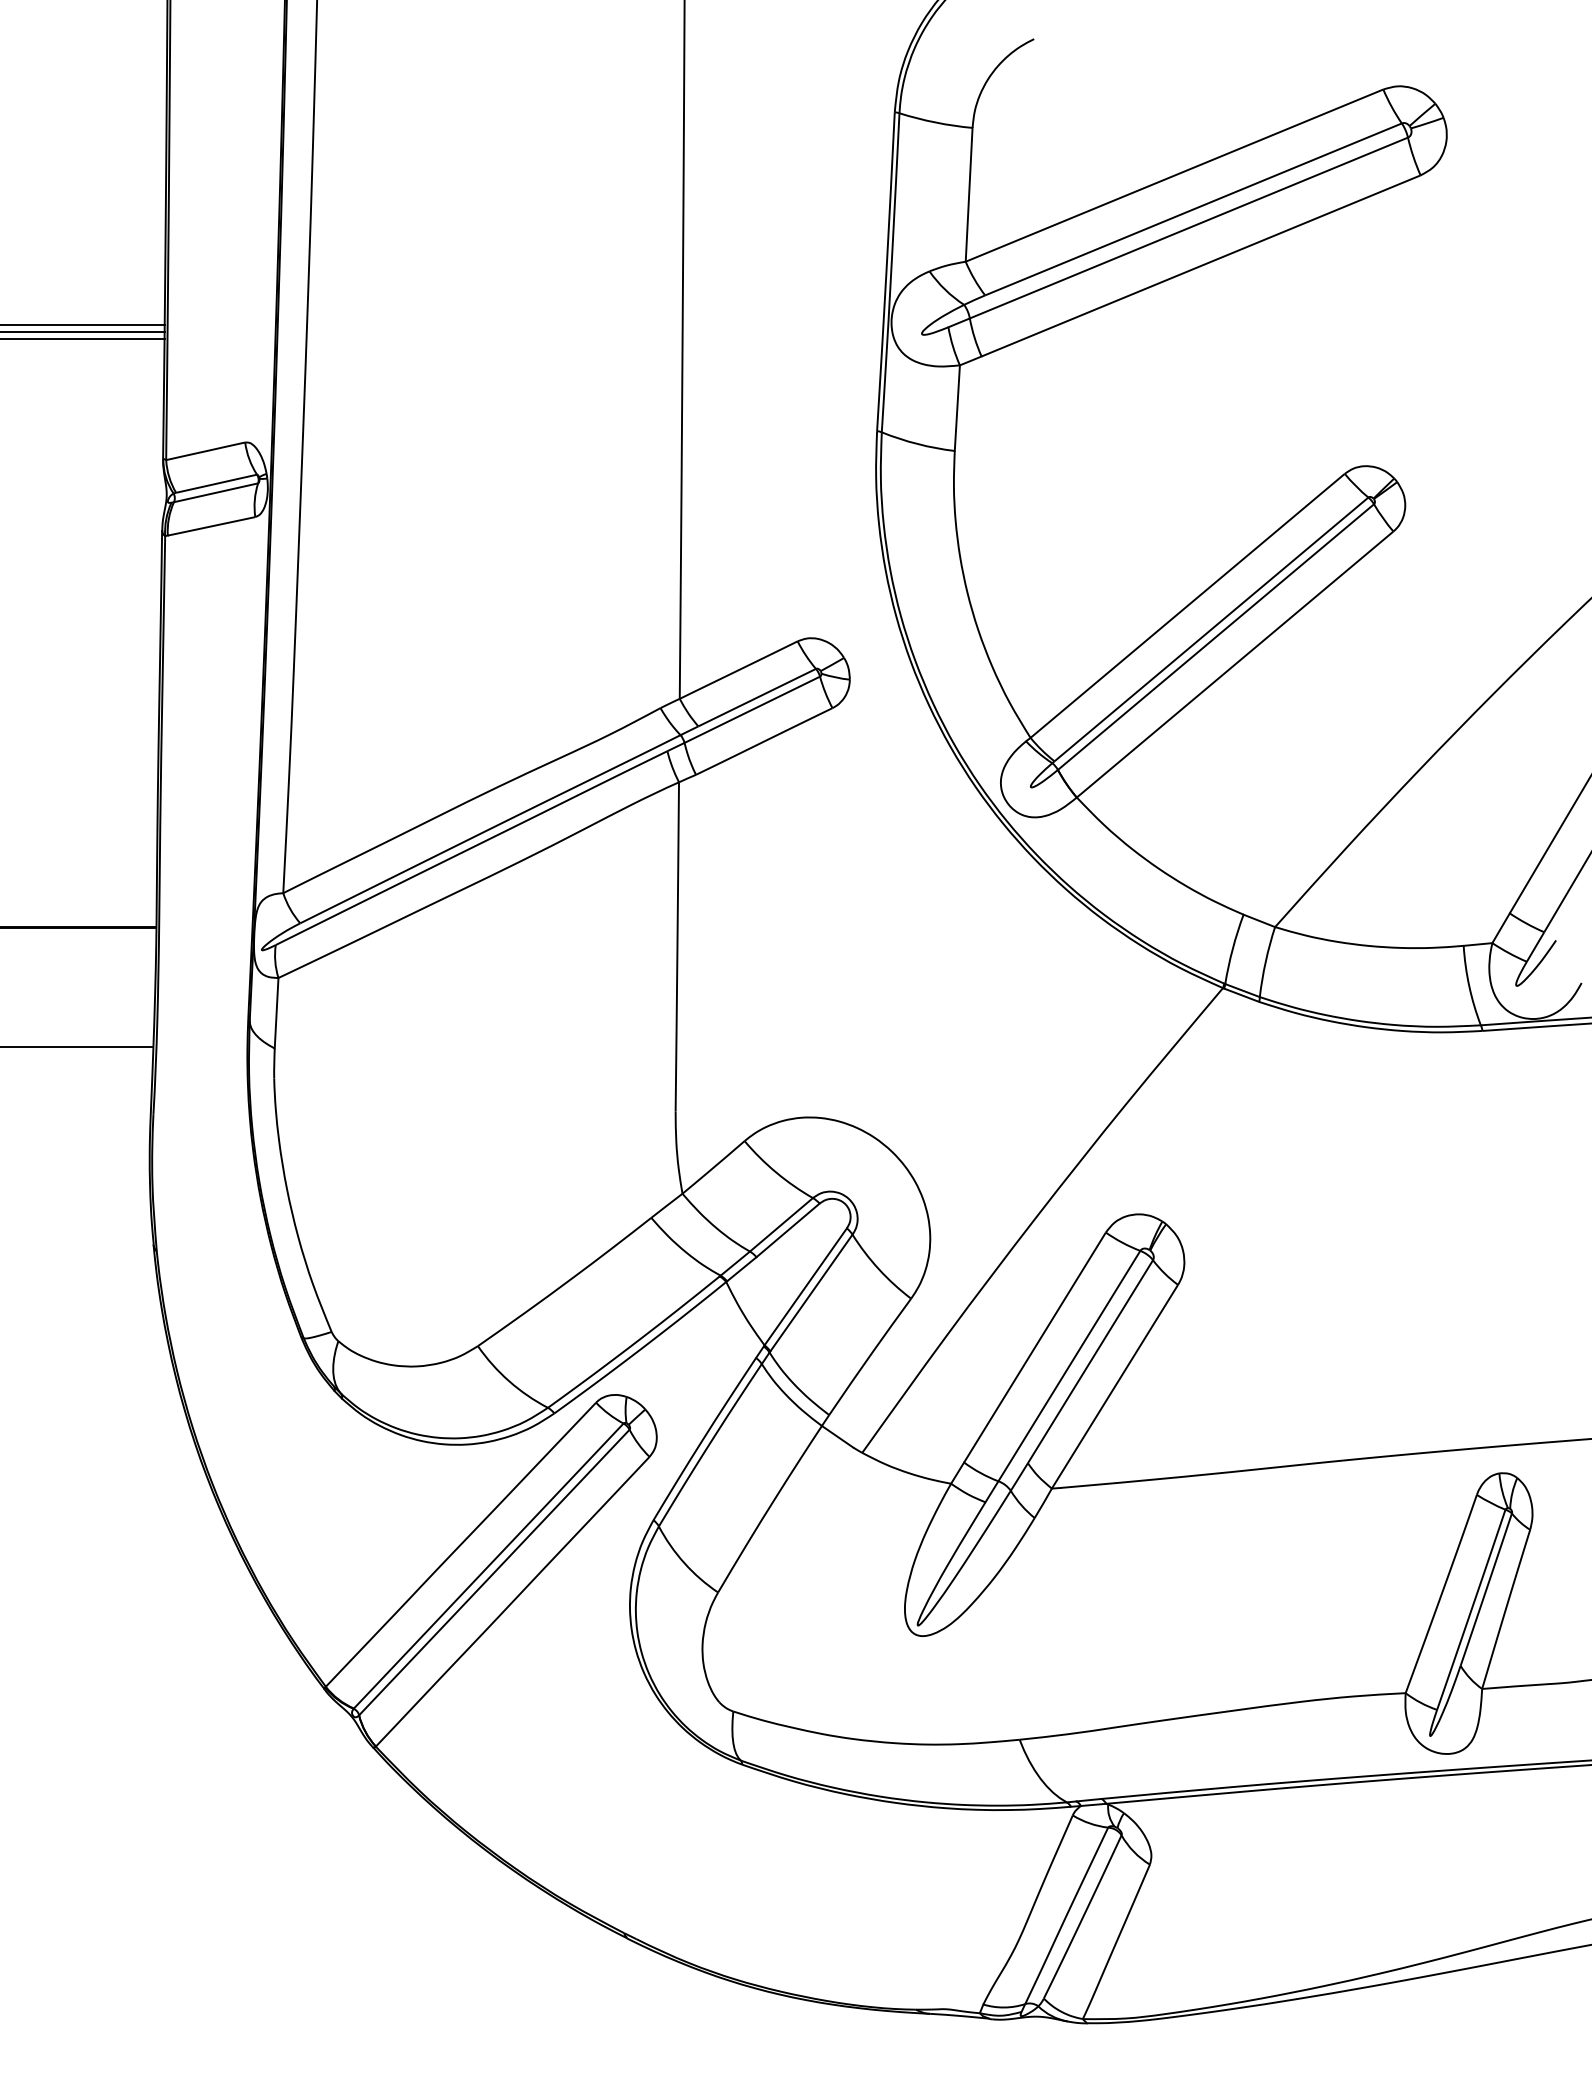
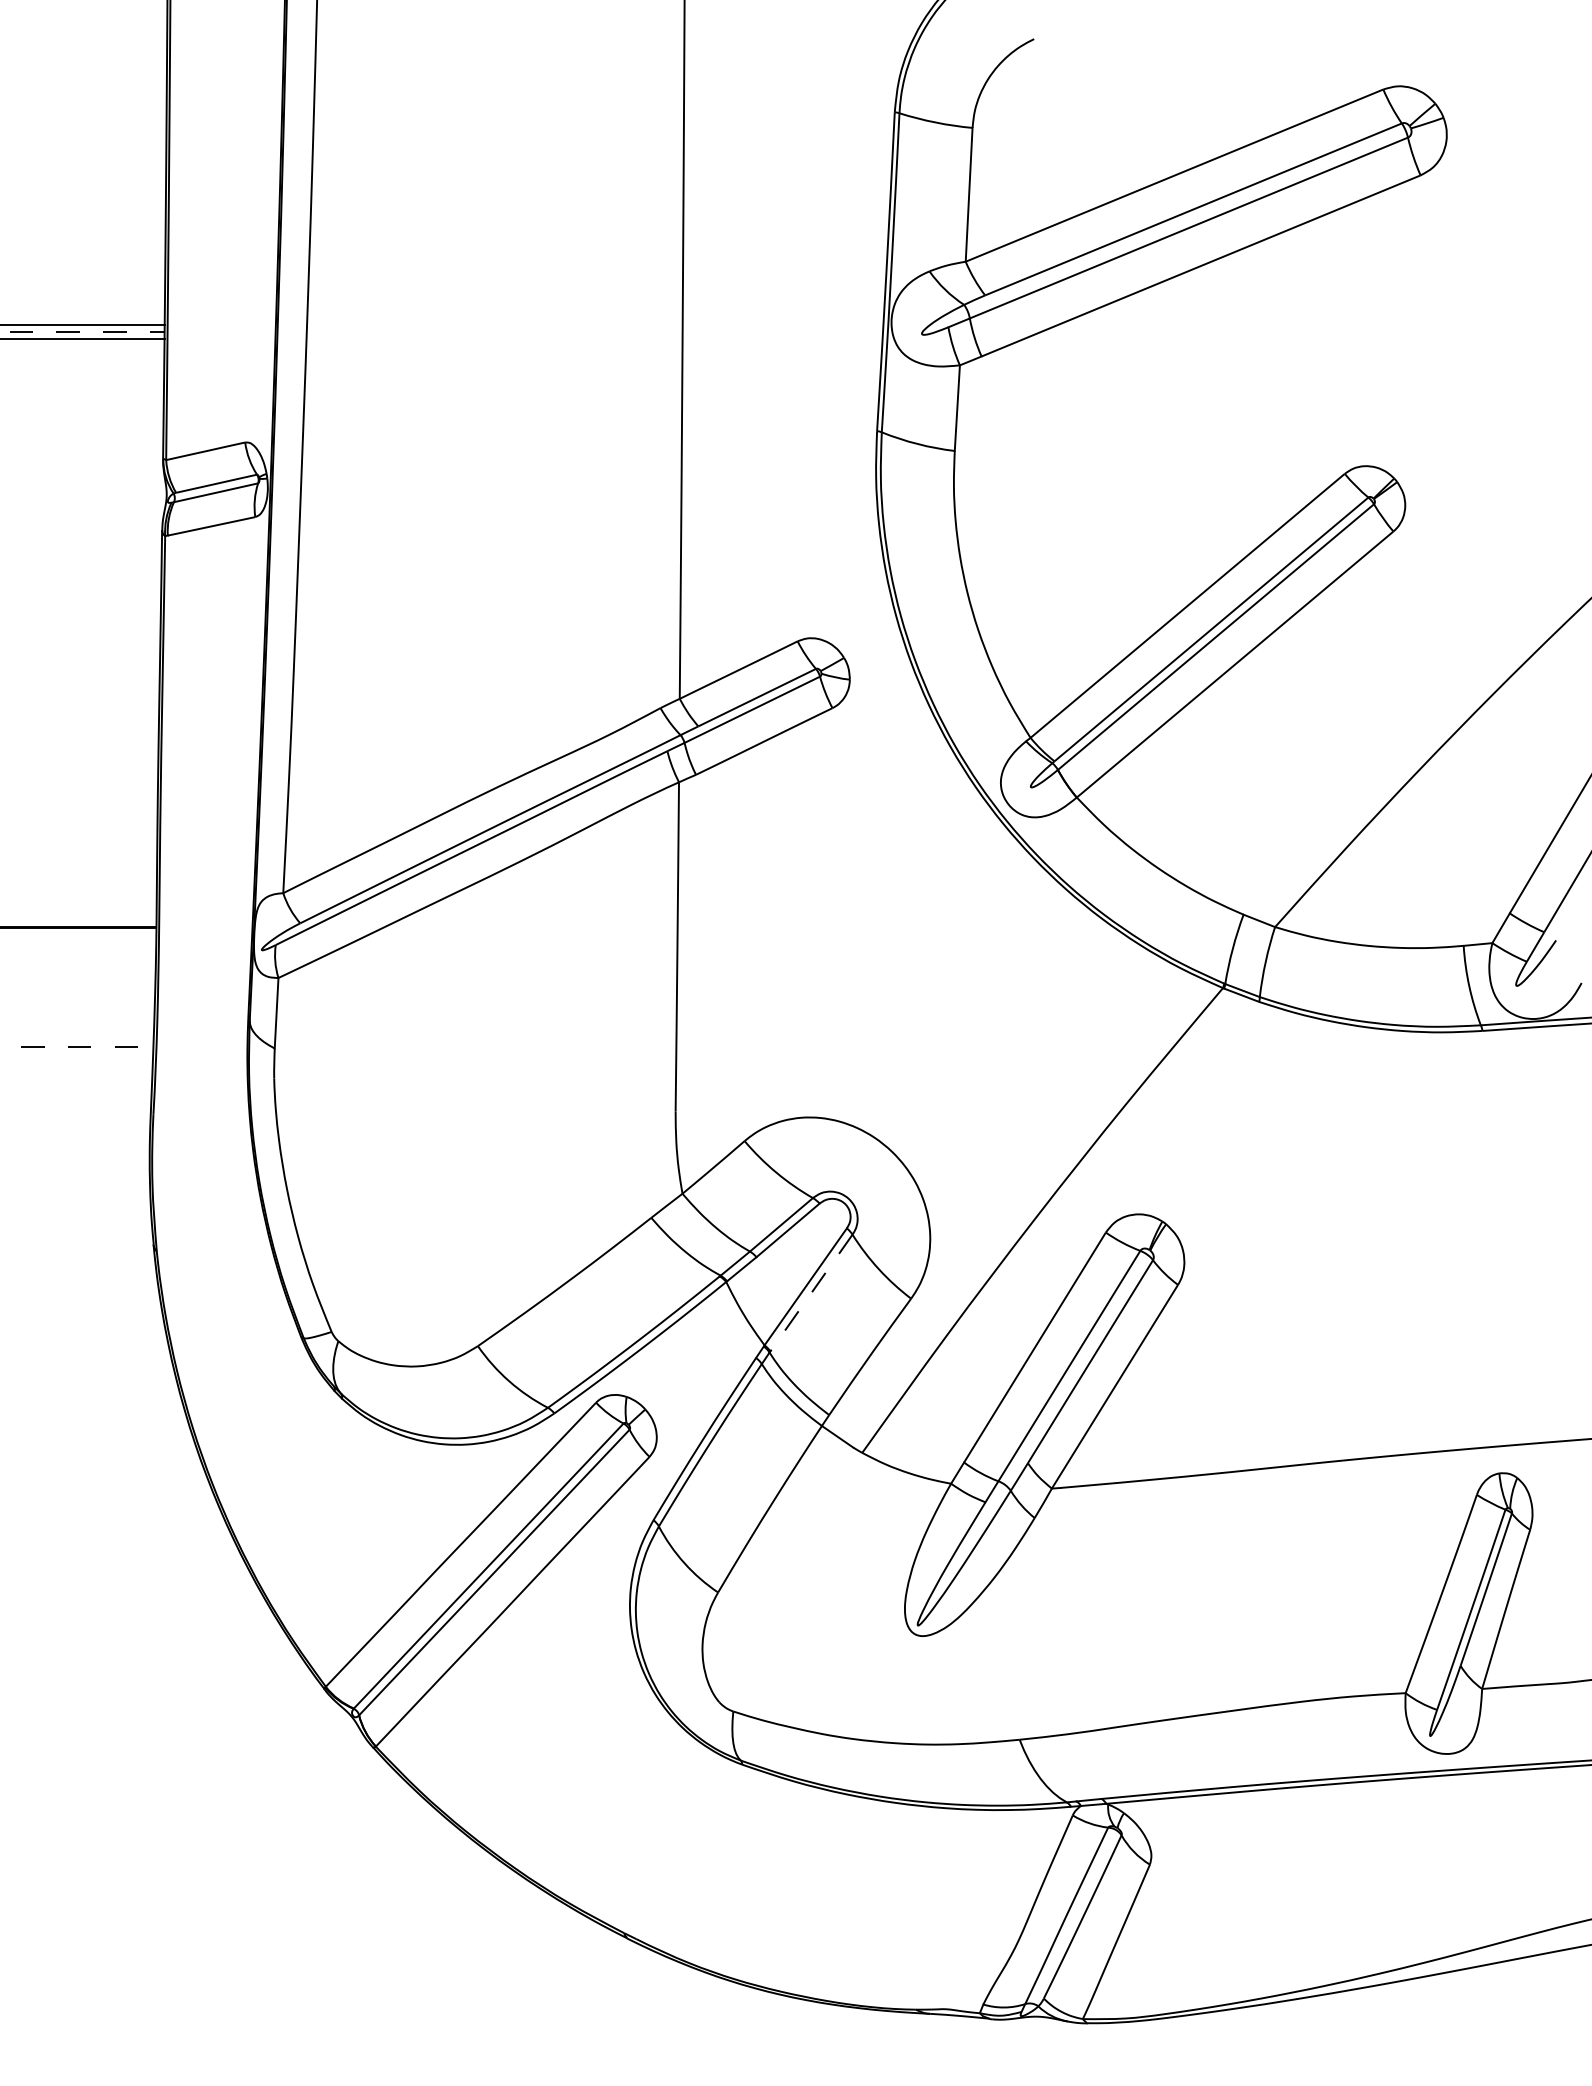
line: solid -> dashed (82, 332)
line: solid -> dashed (77, 1046)
line: solid -> dashed (811, 1293)
